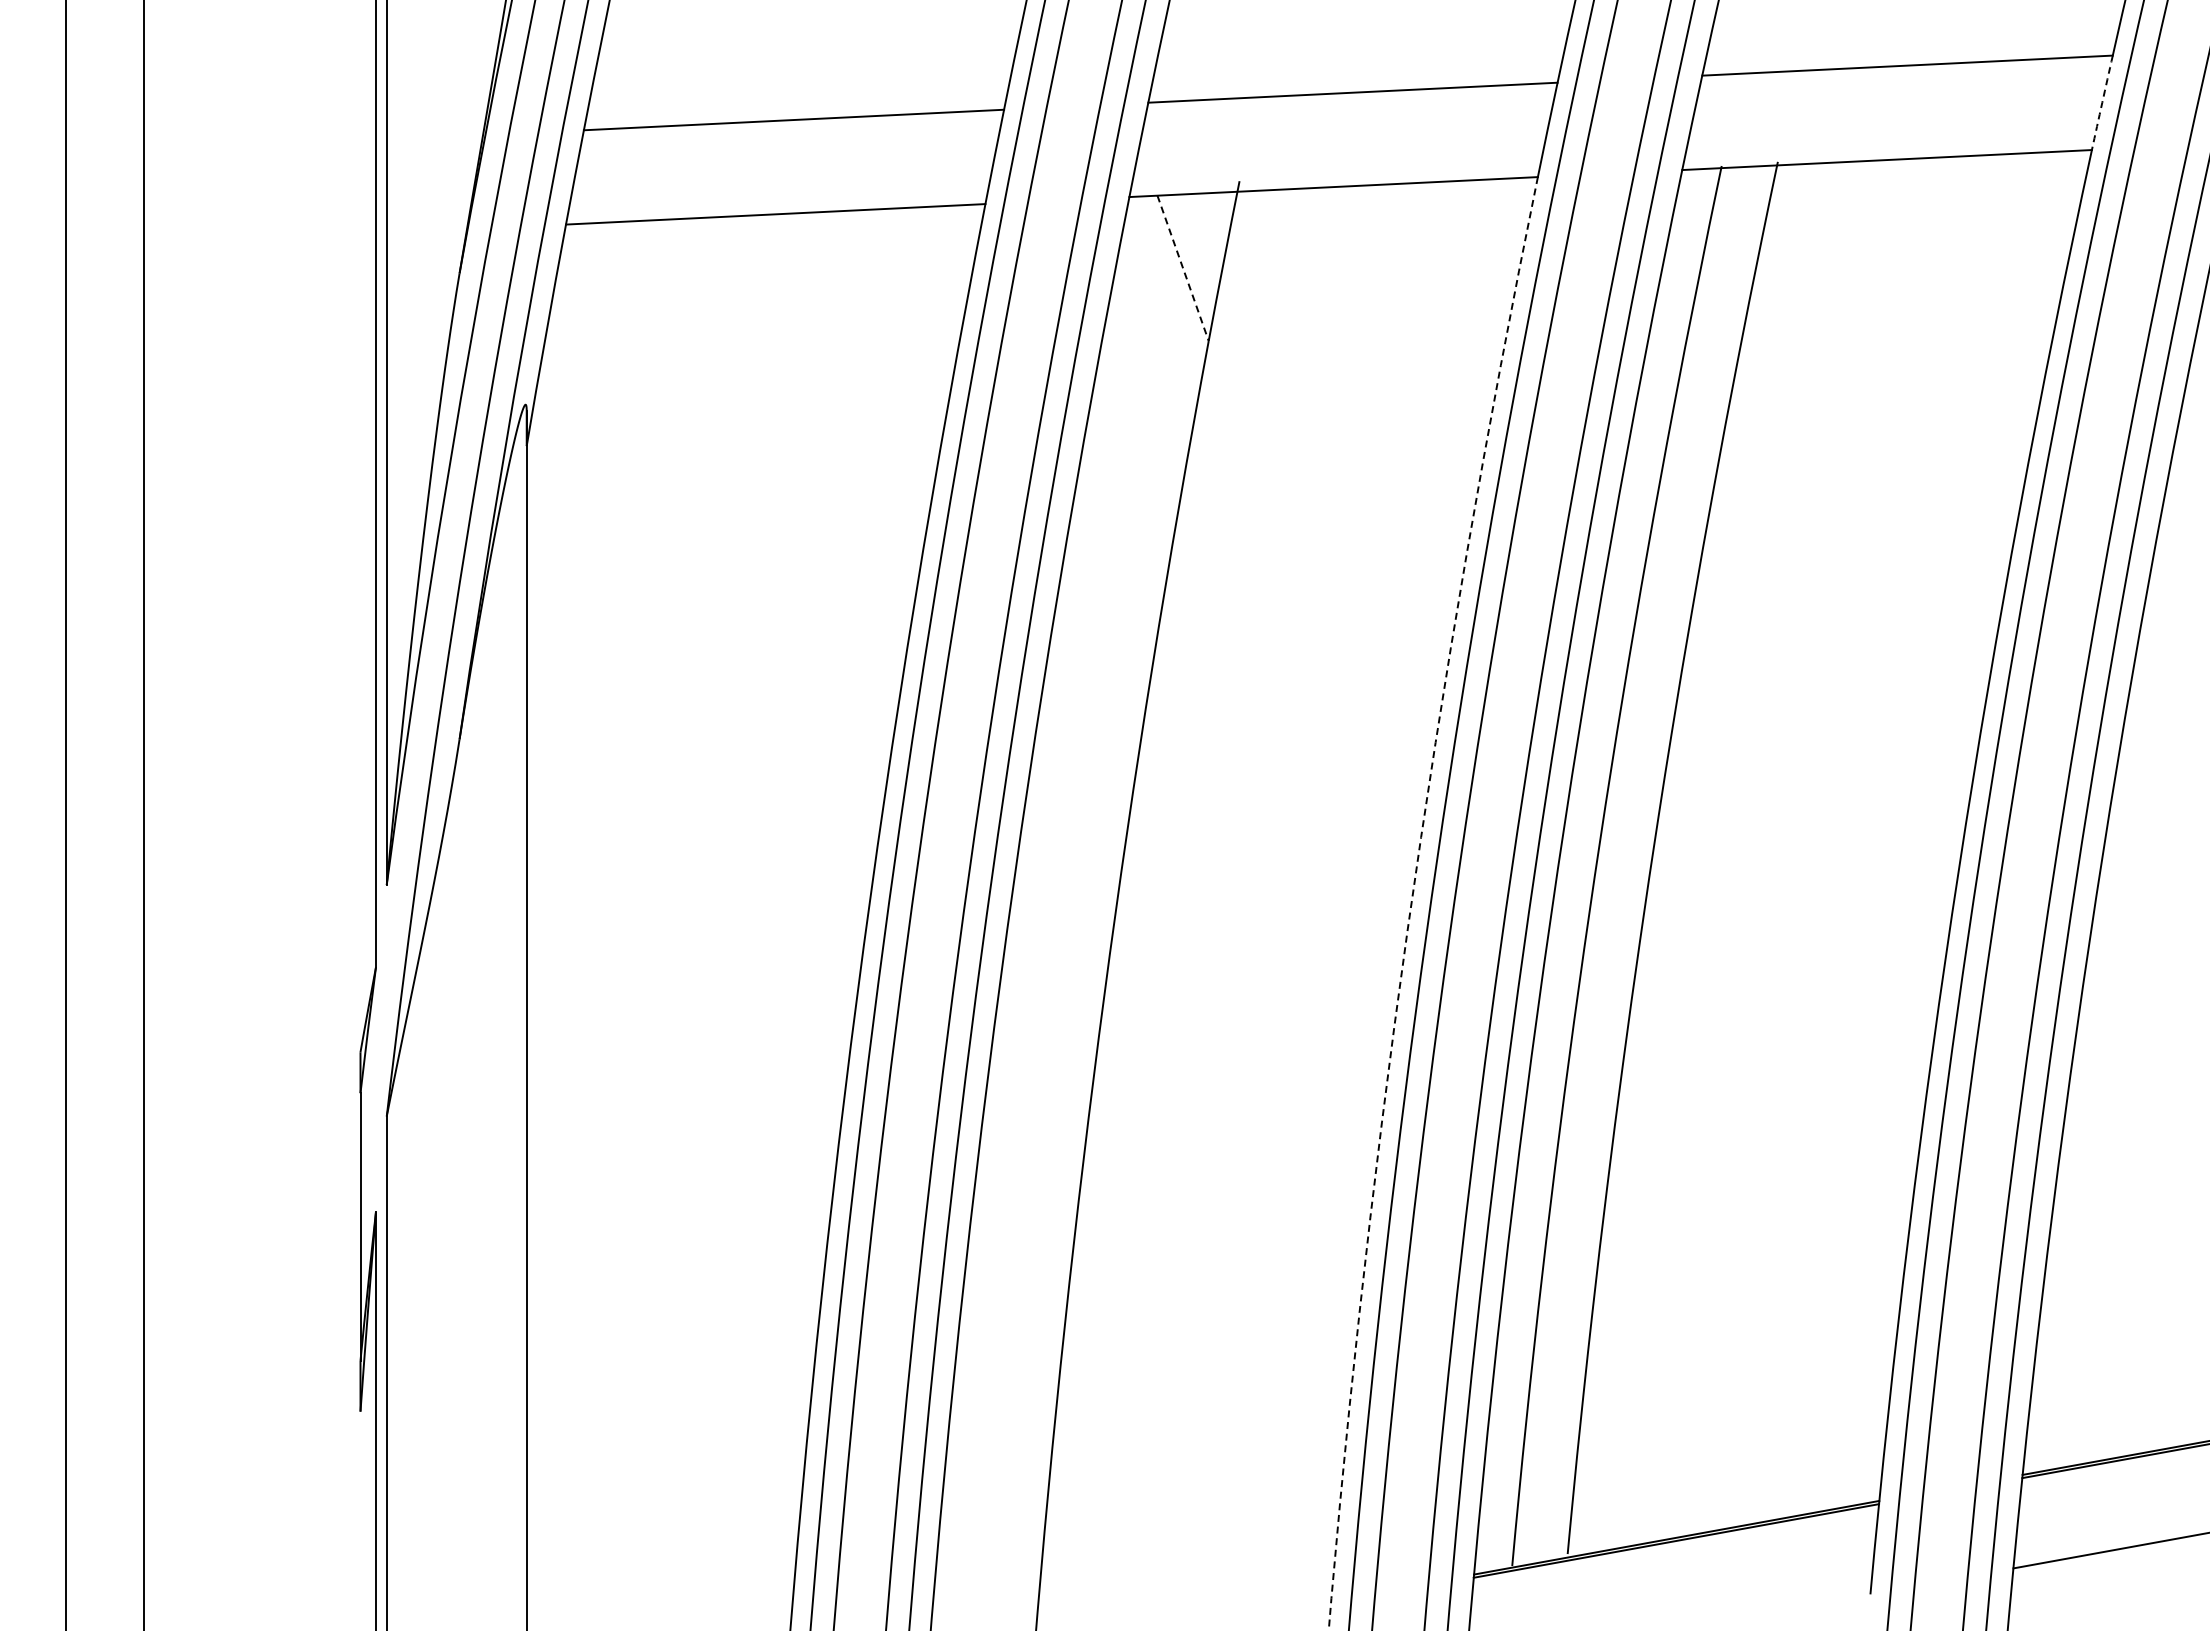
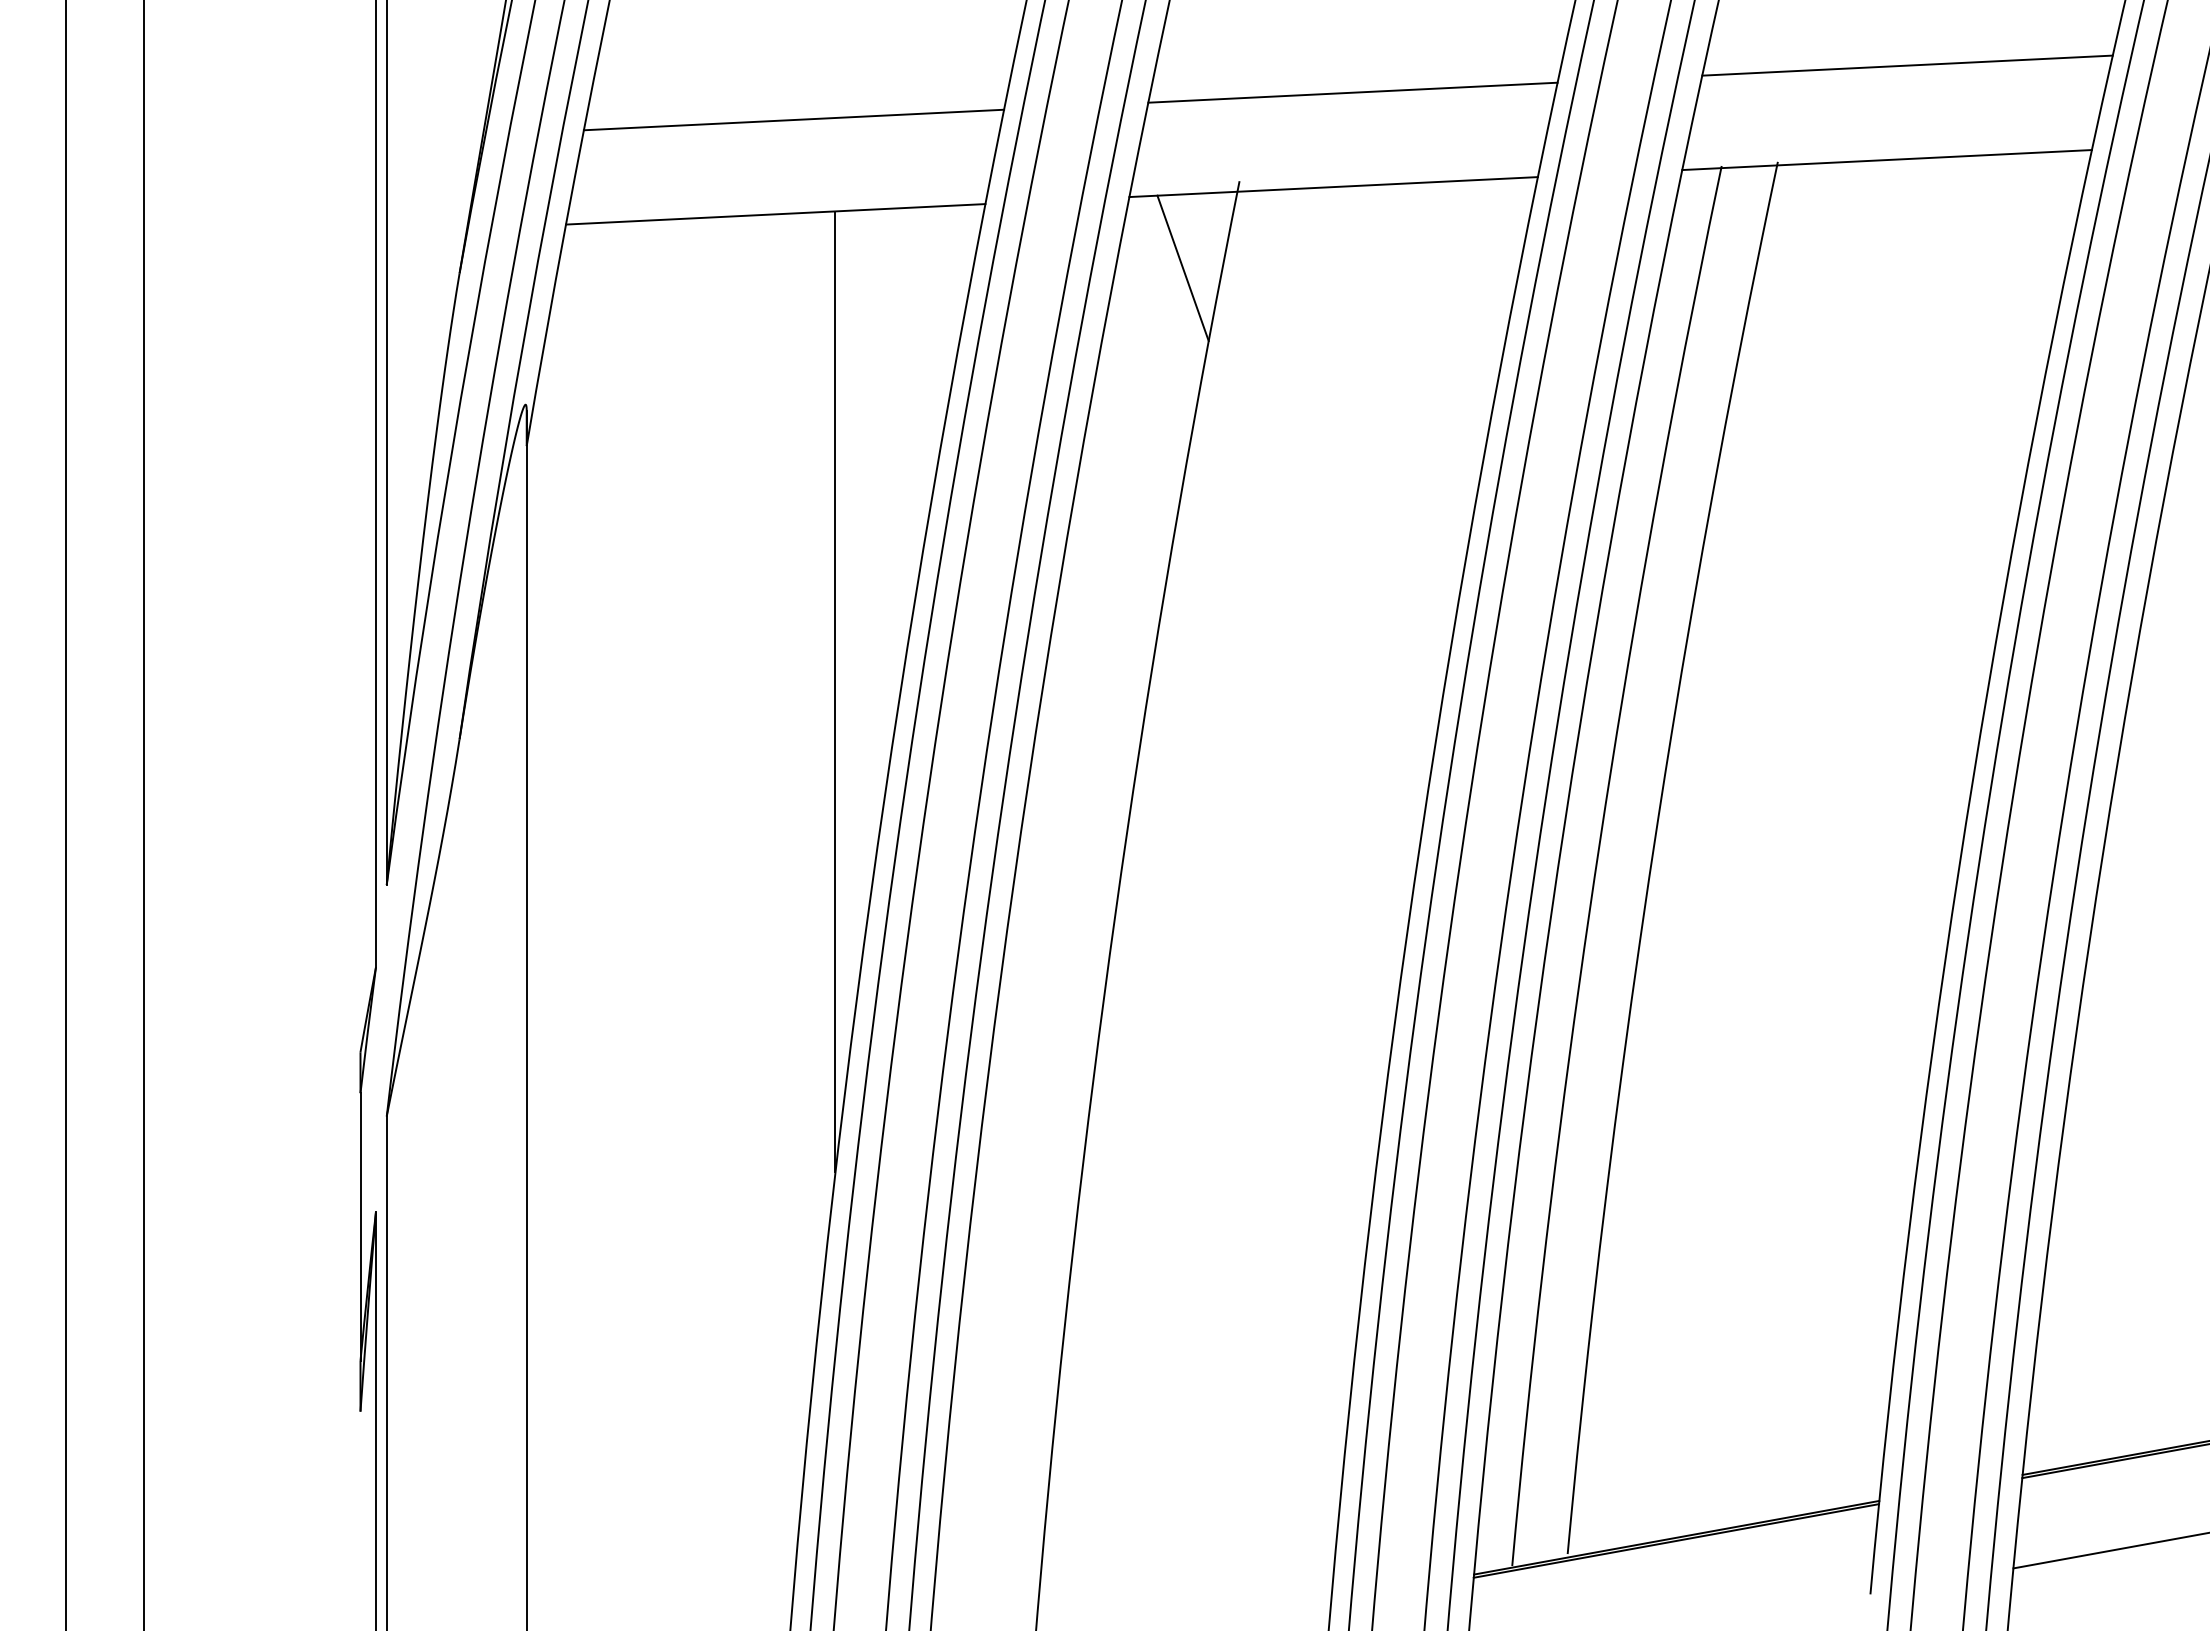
arc: dashed -> solid (2102, 102)
line: dashed -> solid (1183, 268)
line: none -> present (835, 691)
arc: dashed -> solid (1411, 901)
